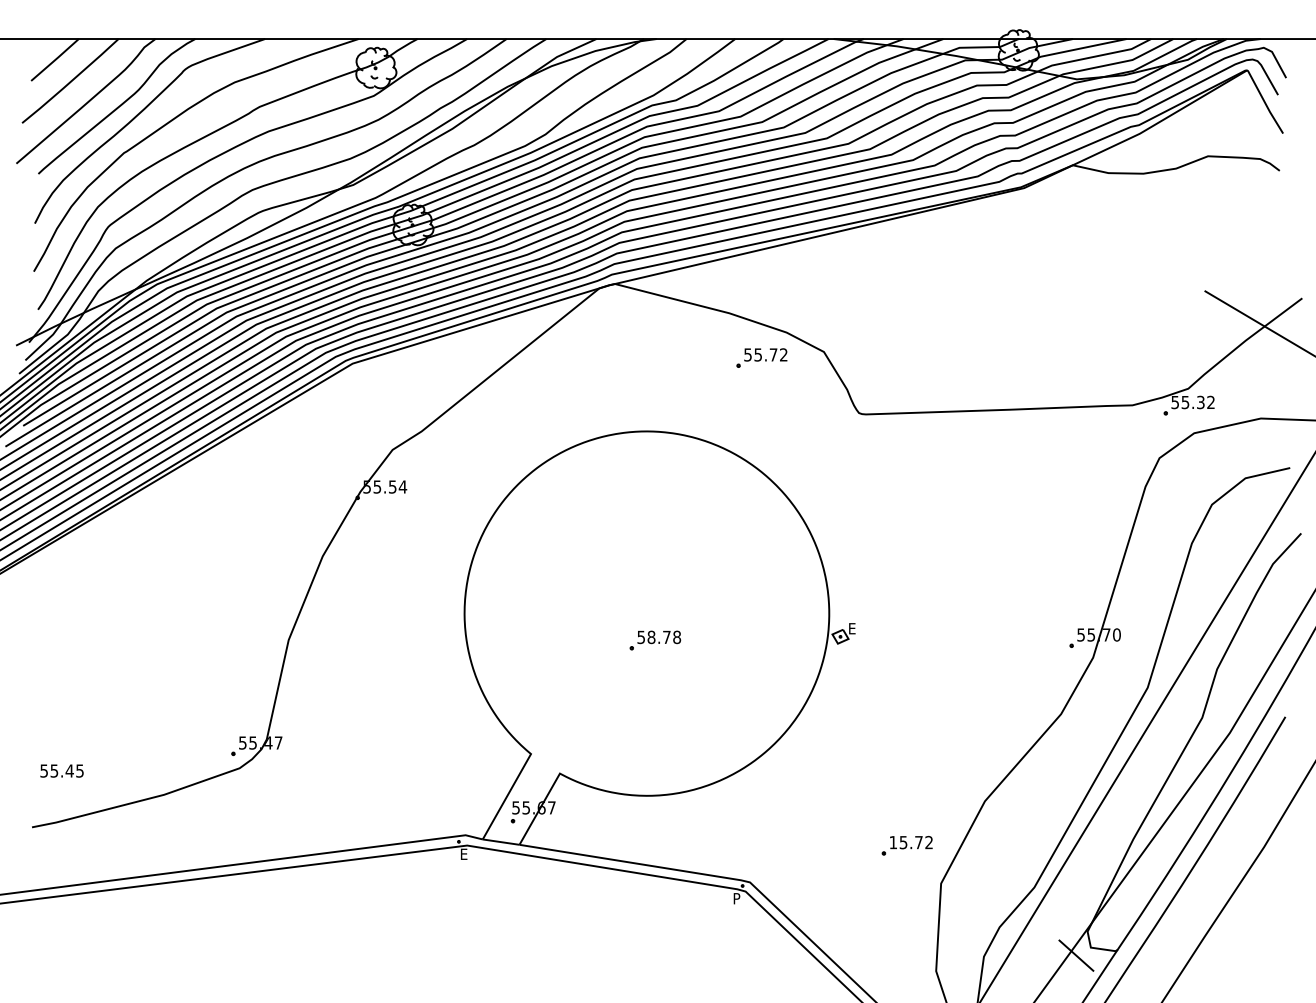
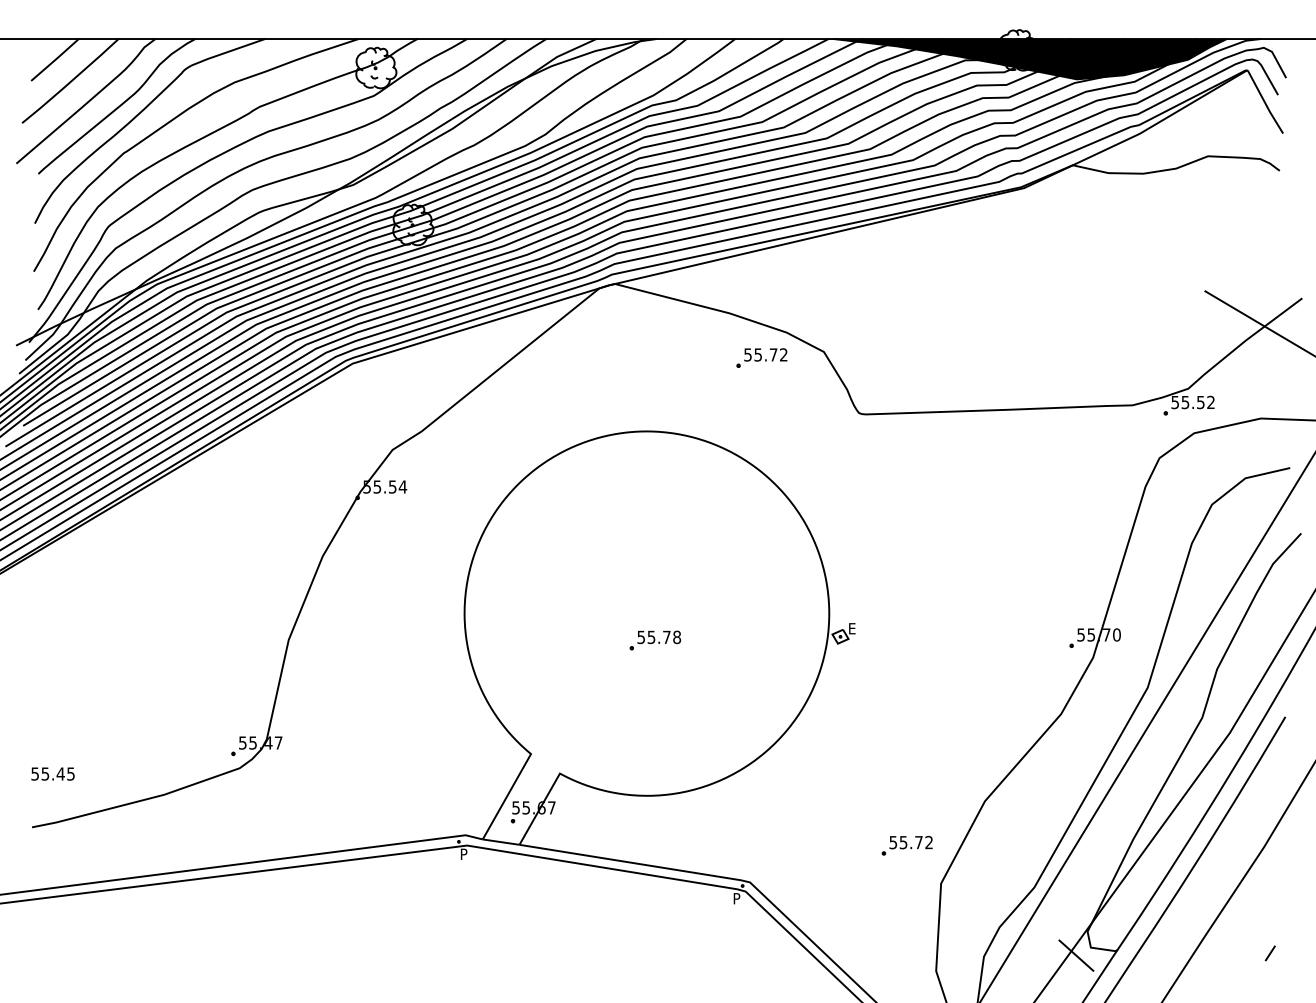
fill: none -> present (1029, 59)
text: 55.32 -> 55.52 (1200, 401)
text: 58.78 -> 55.78 (651, 637)
text position: (61, 770) -> (52, 773) (52, 773)
text: 15.72 -> 55.72 (893, 842)
text: E -> P (464, 853)
line: none -> present (1269, 953)
